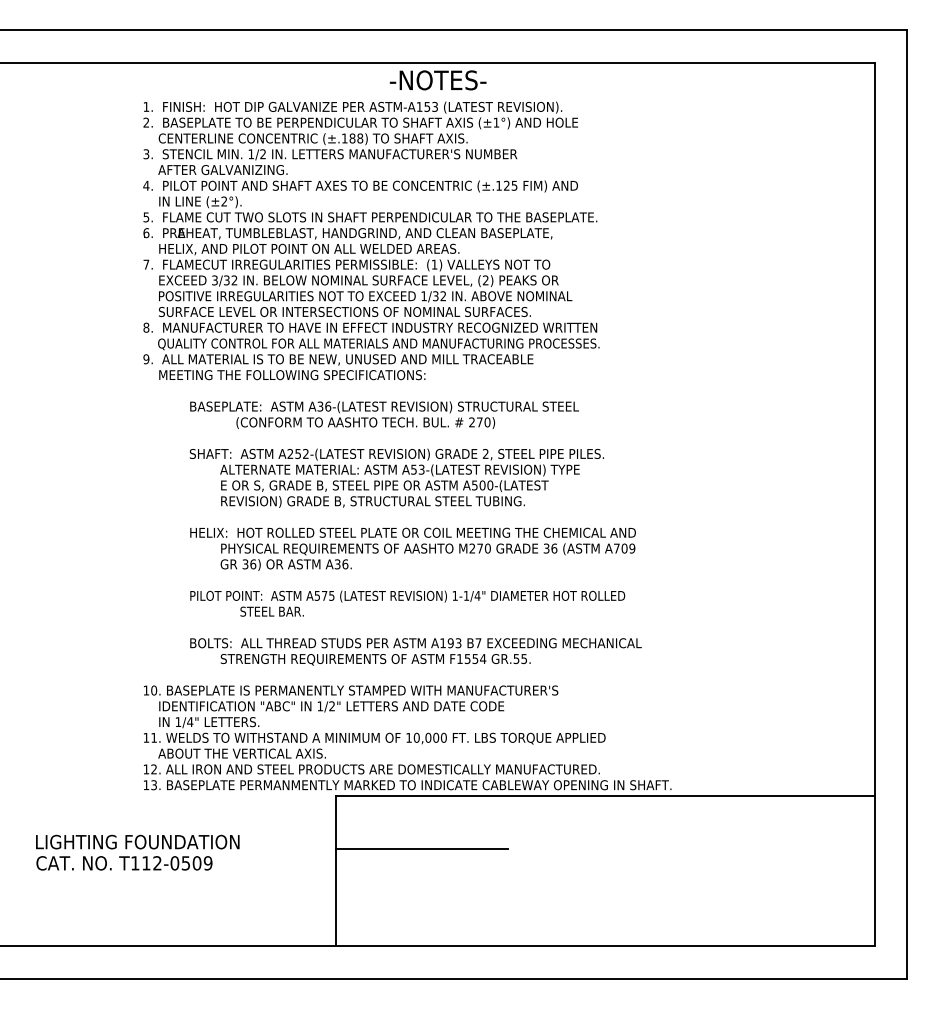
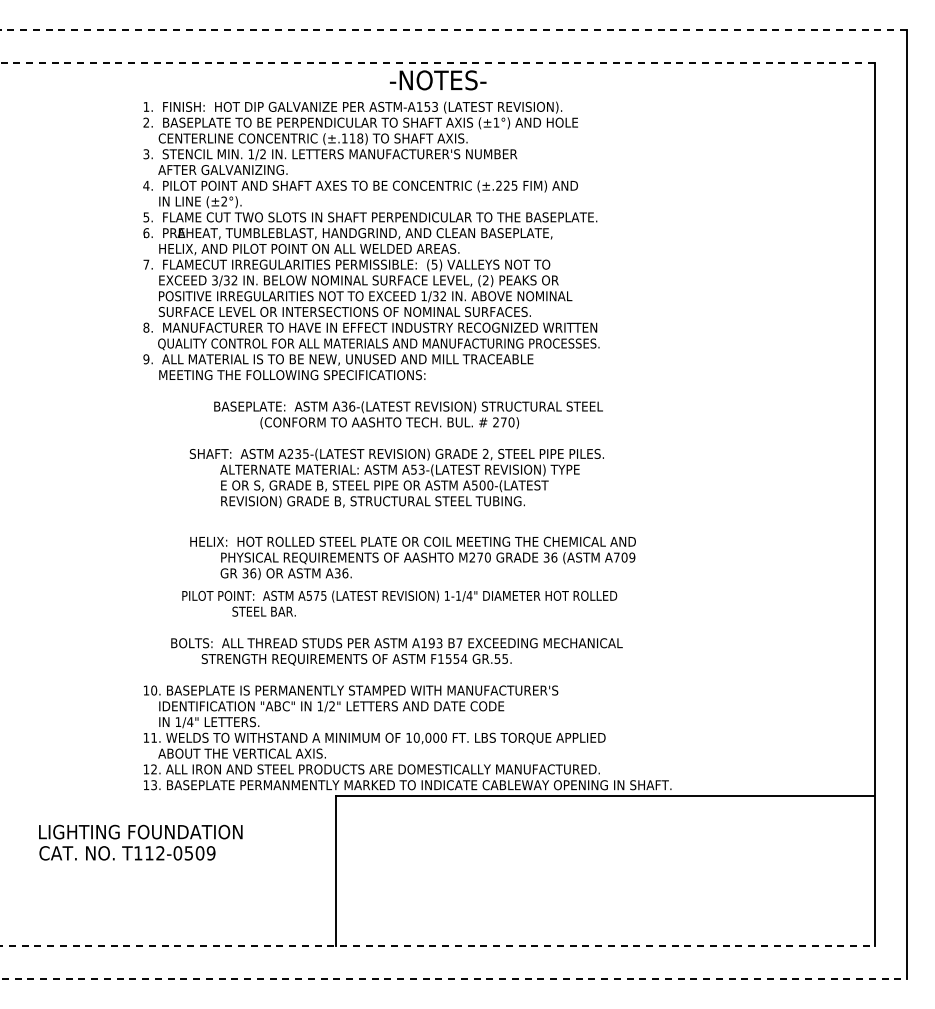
line: solid -> dashed (453, 30)
line: solid -> dashed (436, 62)
text: (±.188) -> (±.118) (352, 138)
text: (±.125 -> (±.225 (498, 185)
text: (1) -> (5) (434, 264)
text position: (384, 414) -> (408, 414) (408, 414)
text: A252-(LATEST -> A235-(LATEST (301, 453)
text position: (412, 548) -> (412, 557) (412, 557)
text position: (407, 603) -> (399, 603) (399, 603)
text position: (415, 651) -> (396, 651) (396, 651)
line: present -> none (421, 849)
text position: (137, 852) -> (140, 842) (140, 842)
line: solid -> dashed (437, 946)
line: solid -> dashed (453, 978)
